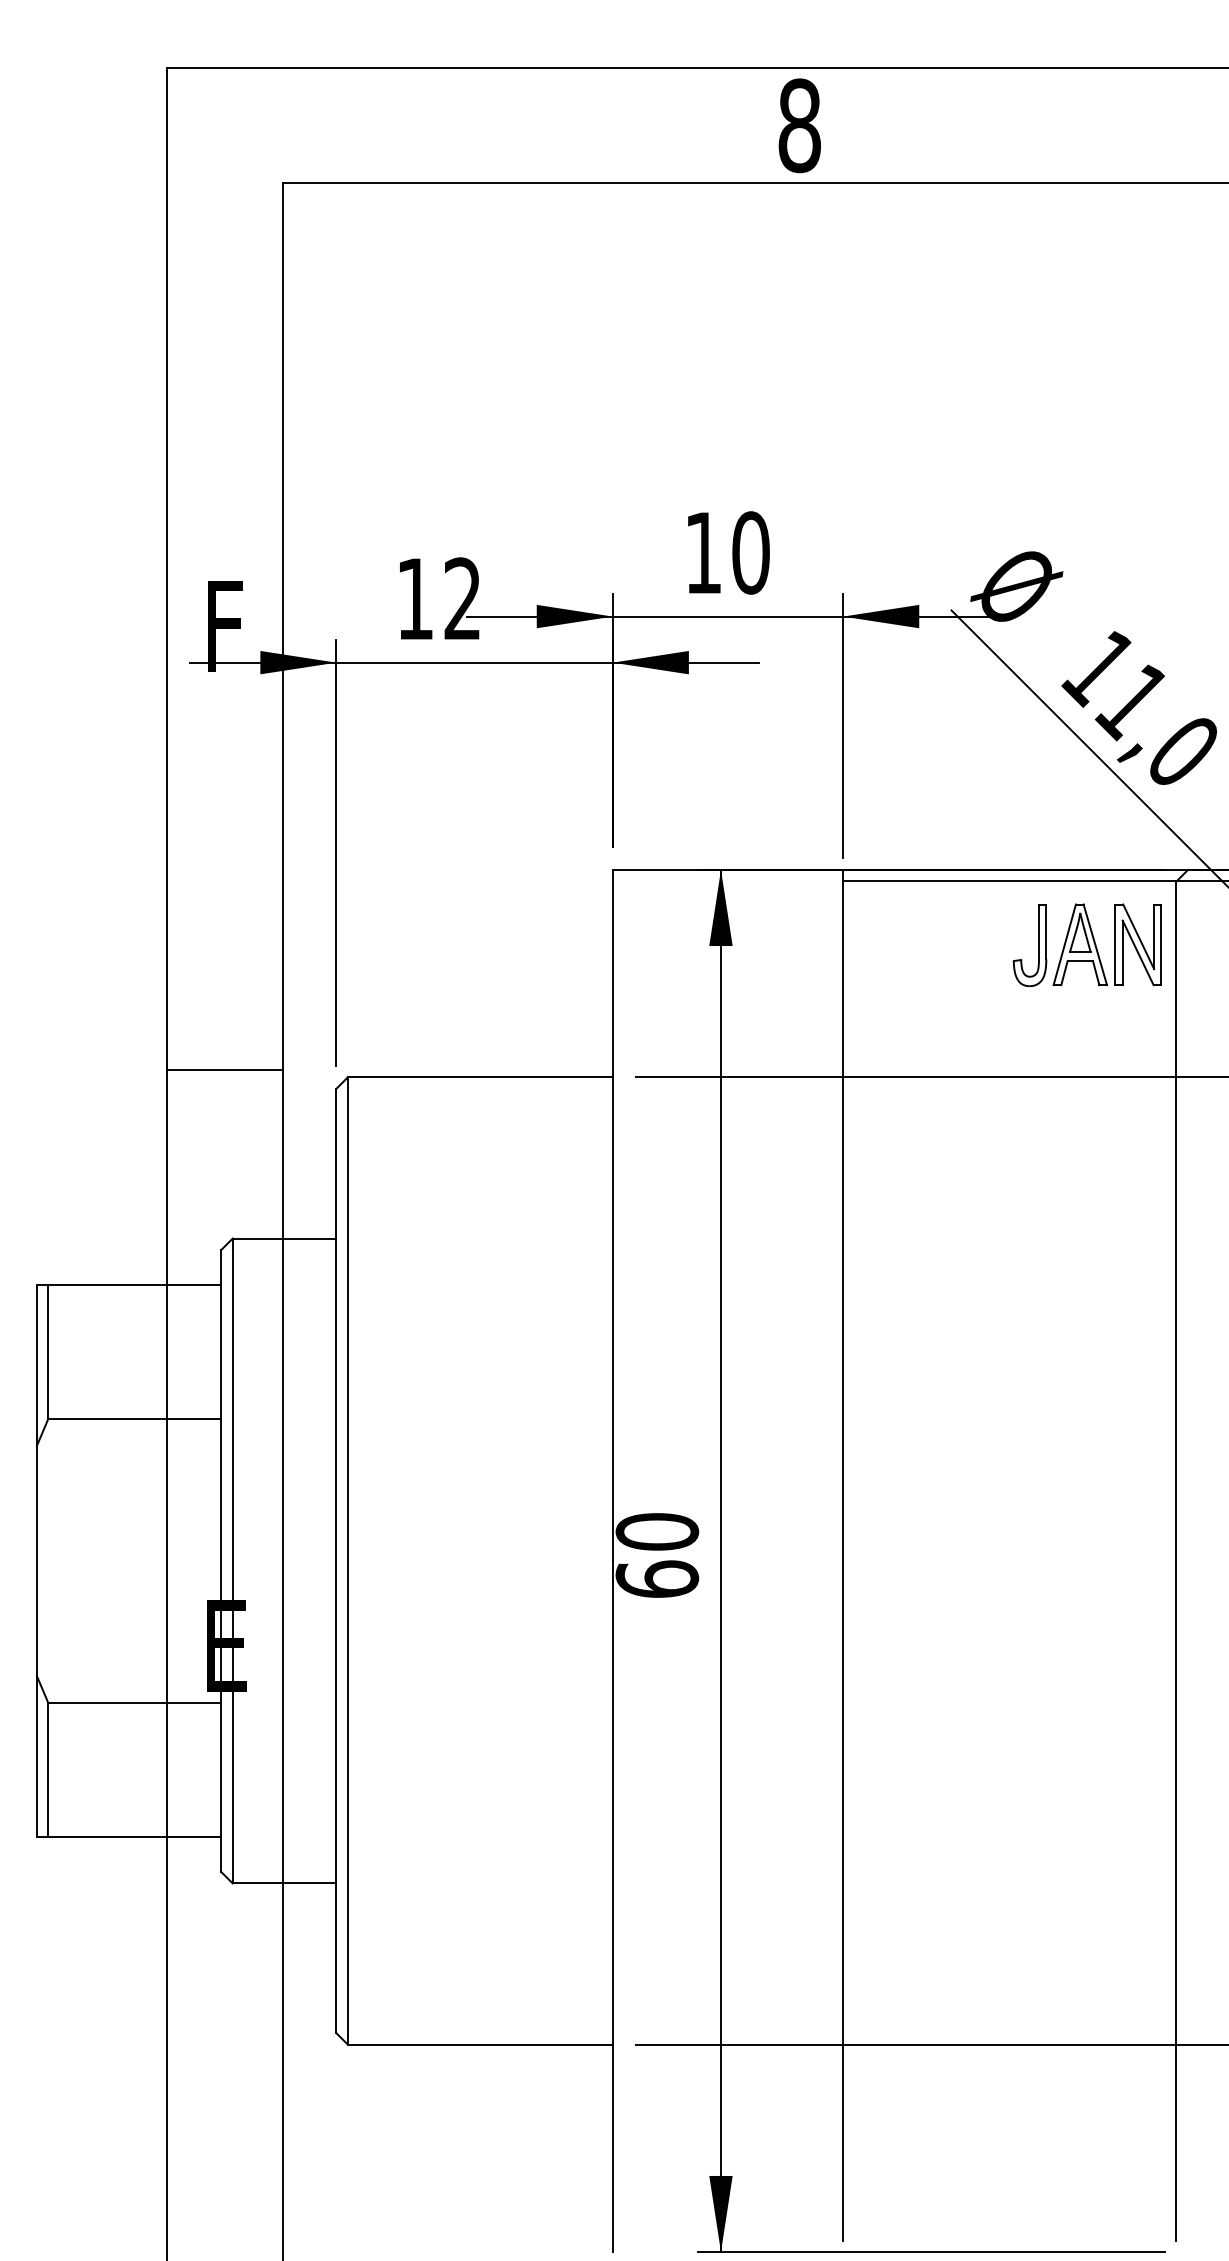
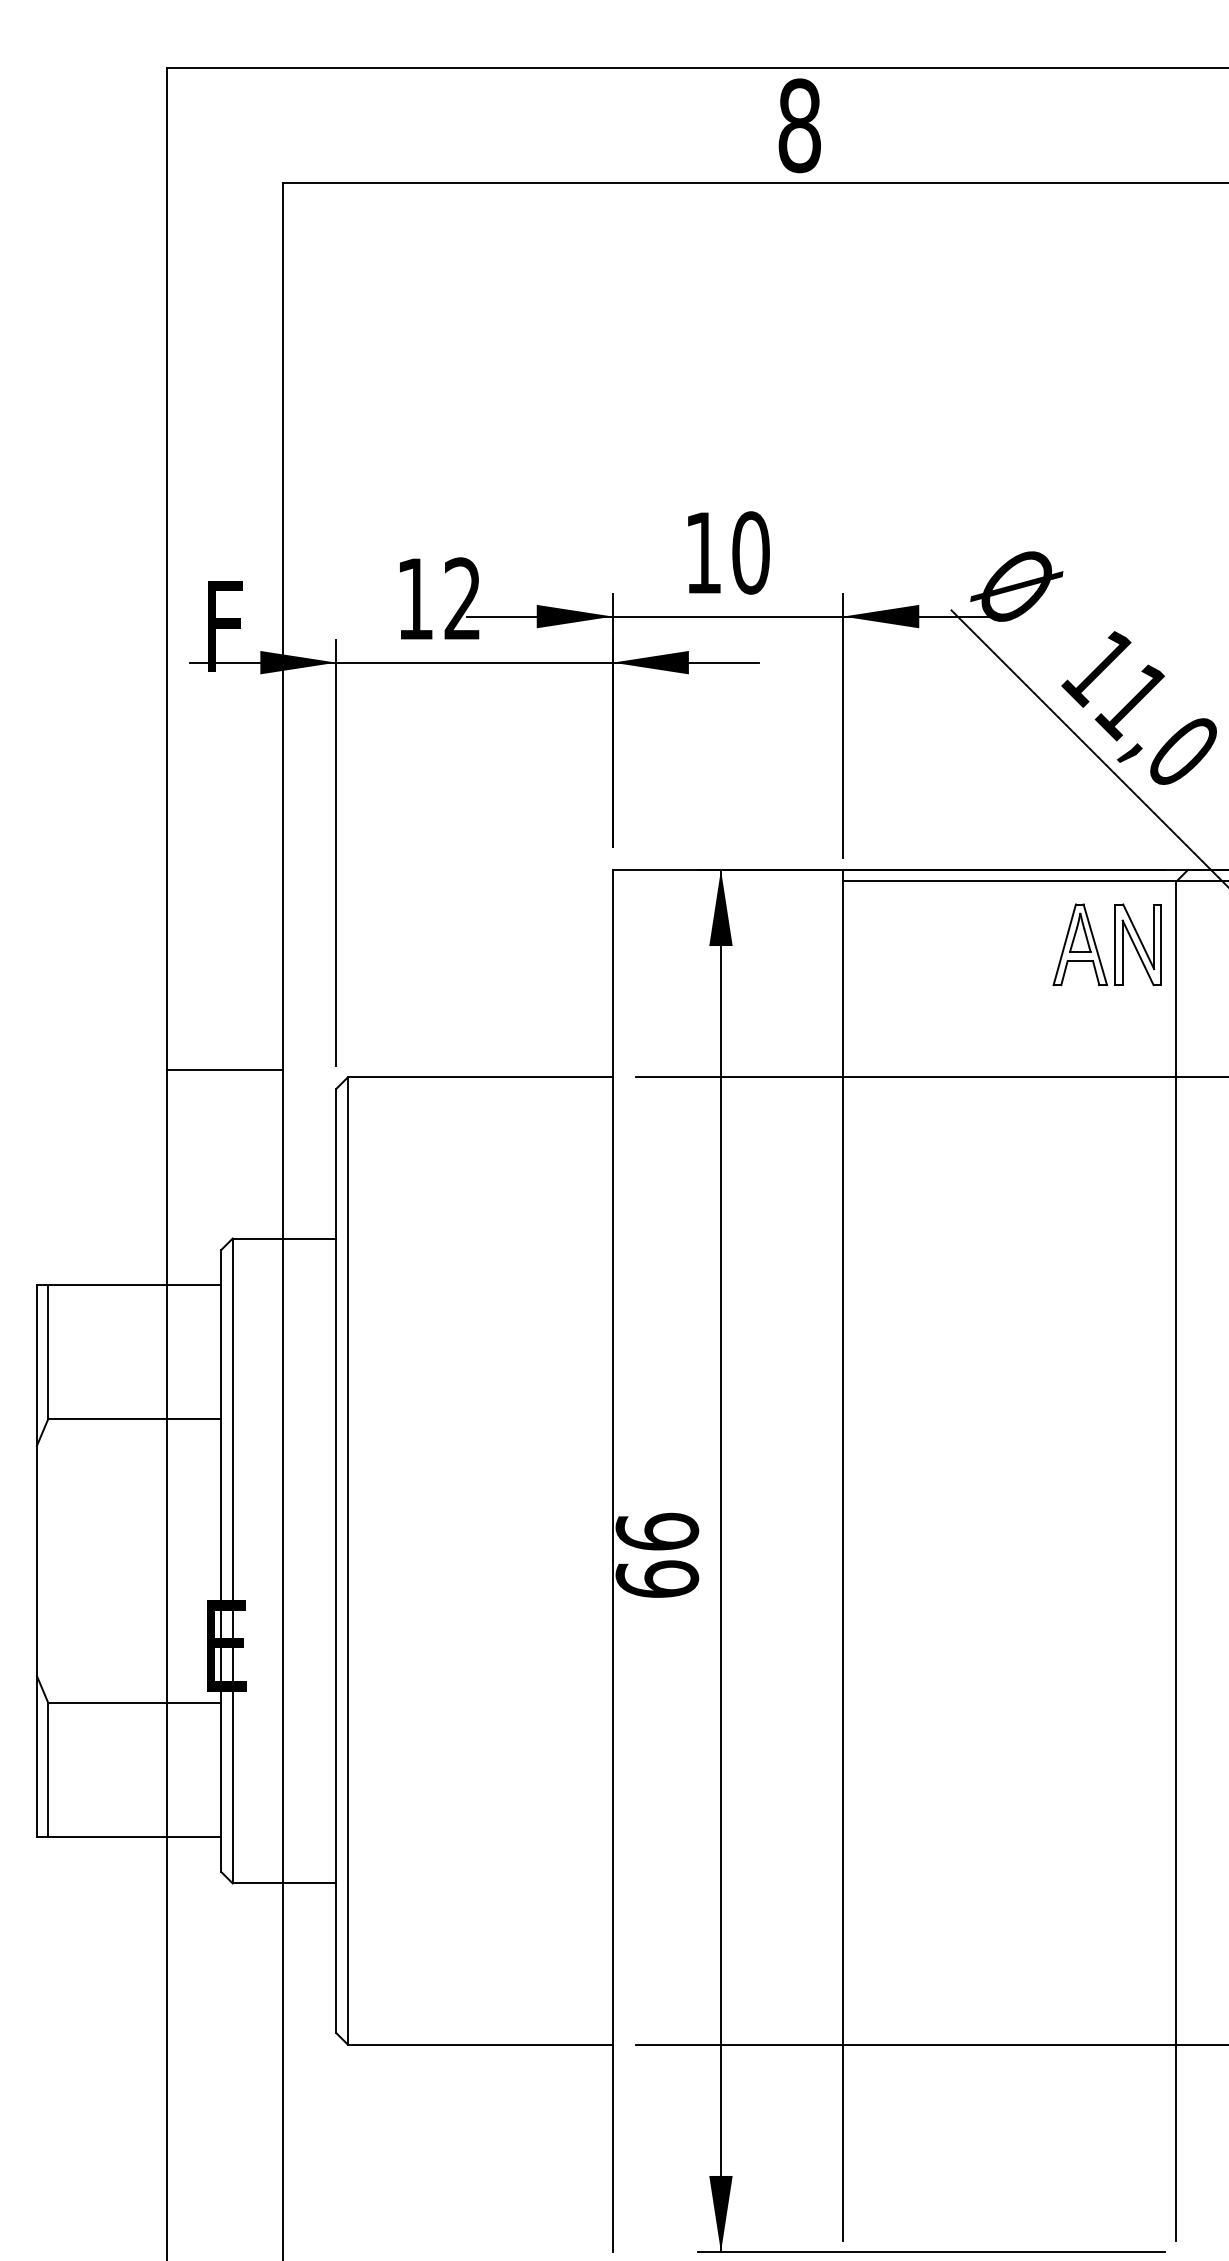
part: present -> none (1038, 945)
text: 60 -> 66 (657, 1531)
